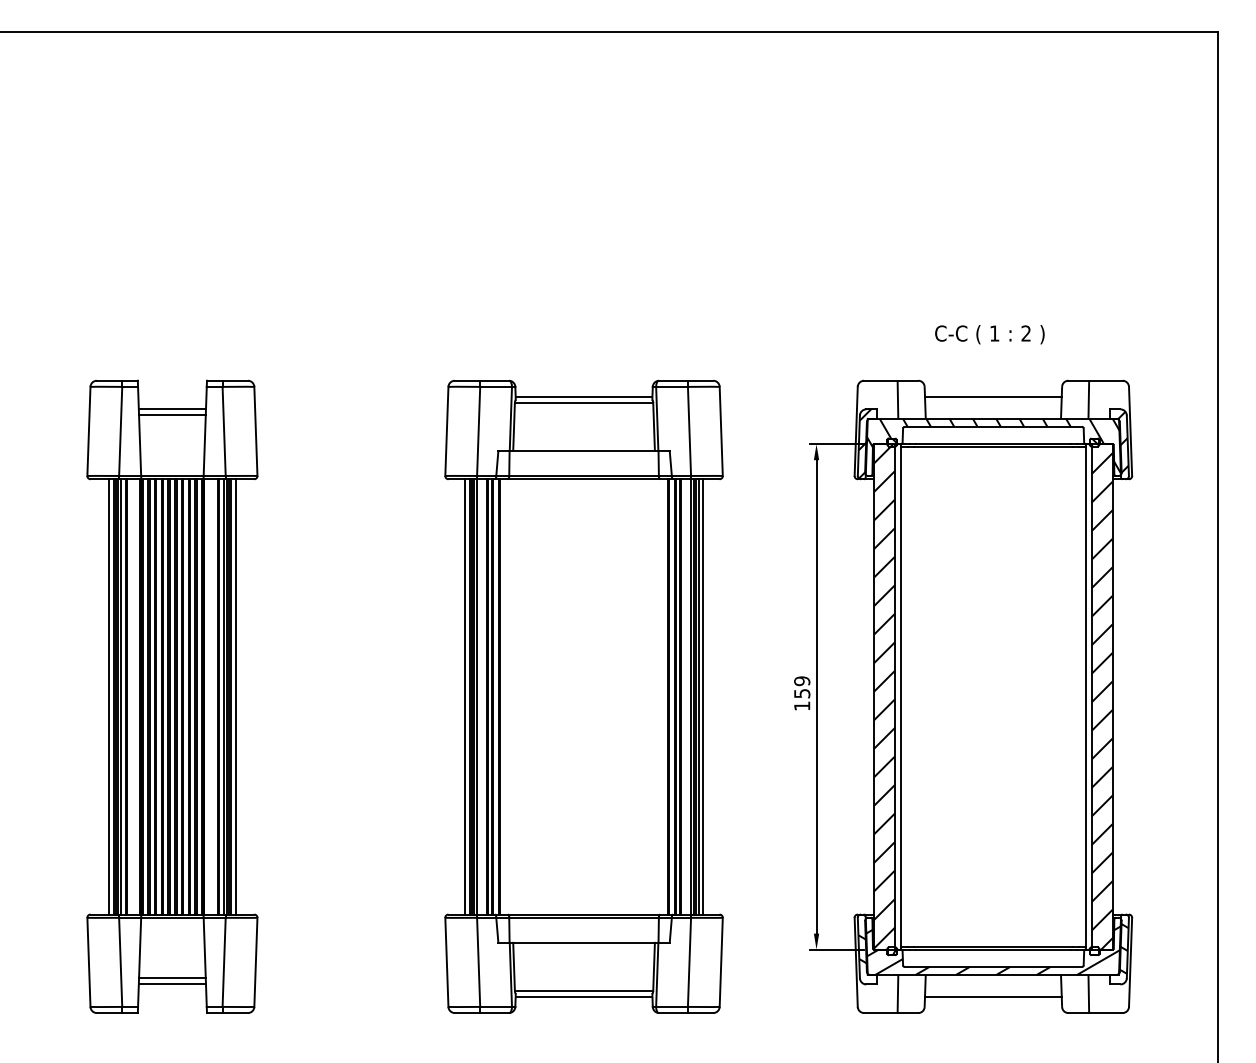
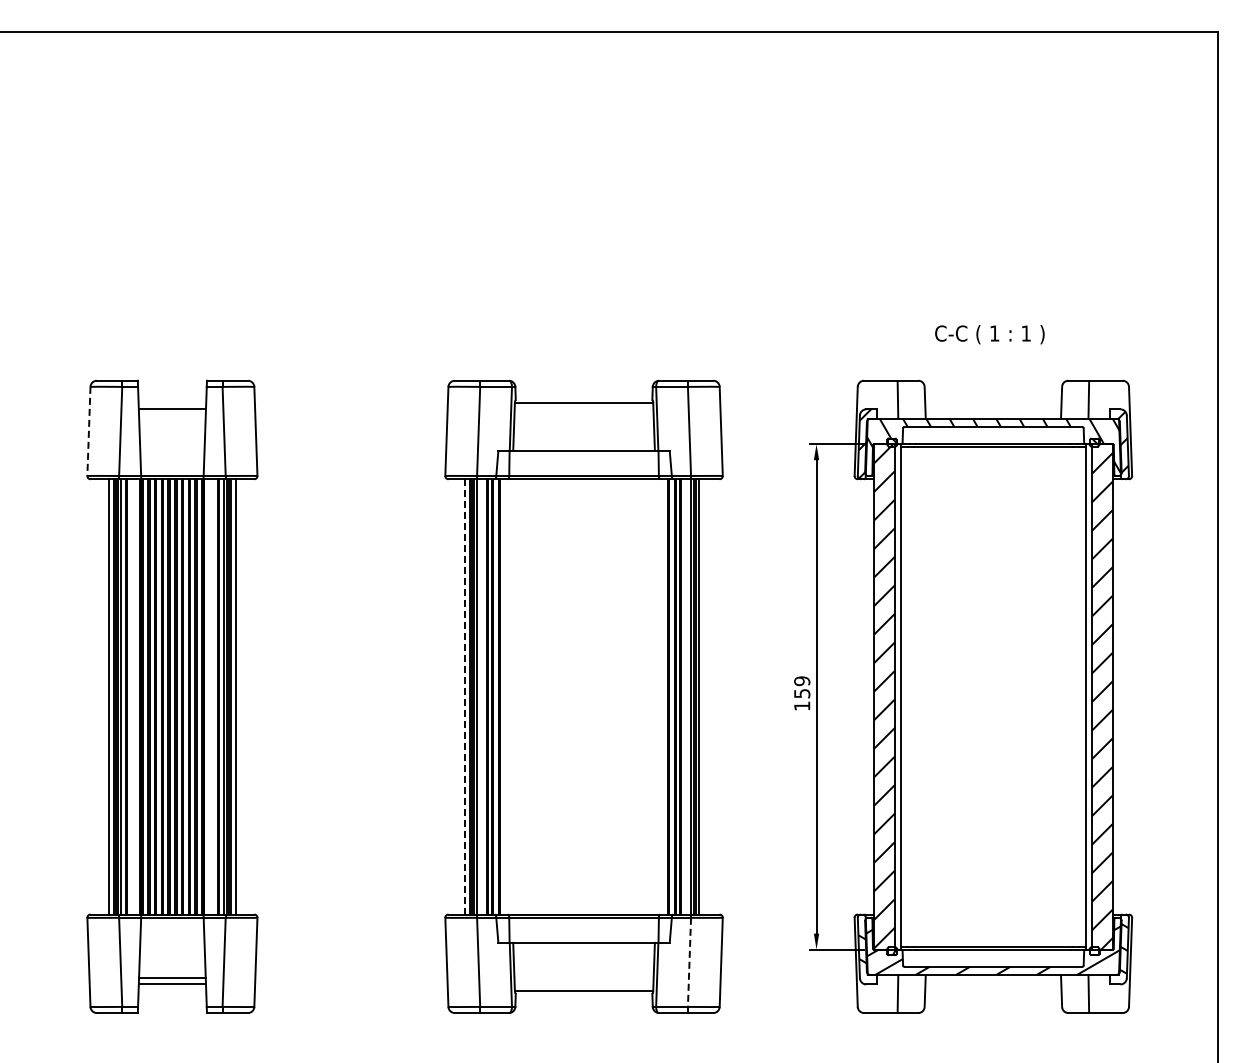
text: 2 -> 1 (1025, 333)
line: present -> none (583, 396)
line: present -> none (992, 396)
line: present -> none (172, 415)
line: solid -> dashed (88, 431)
line: solid -> dashed (464, 696)
line: present -> none (703, 696)
line: solid -> dashed (689, 962)
line: present -> none (583, 997)
line: present -> none (992, 997)
